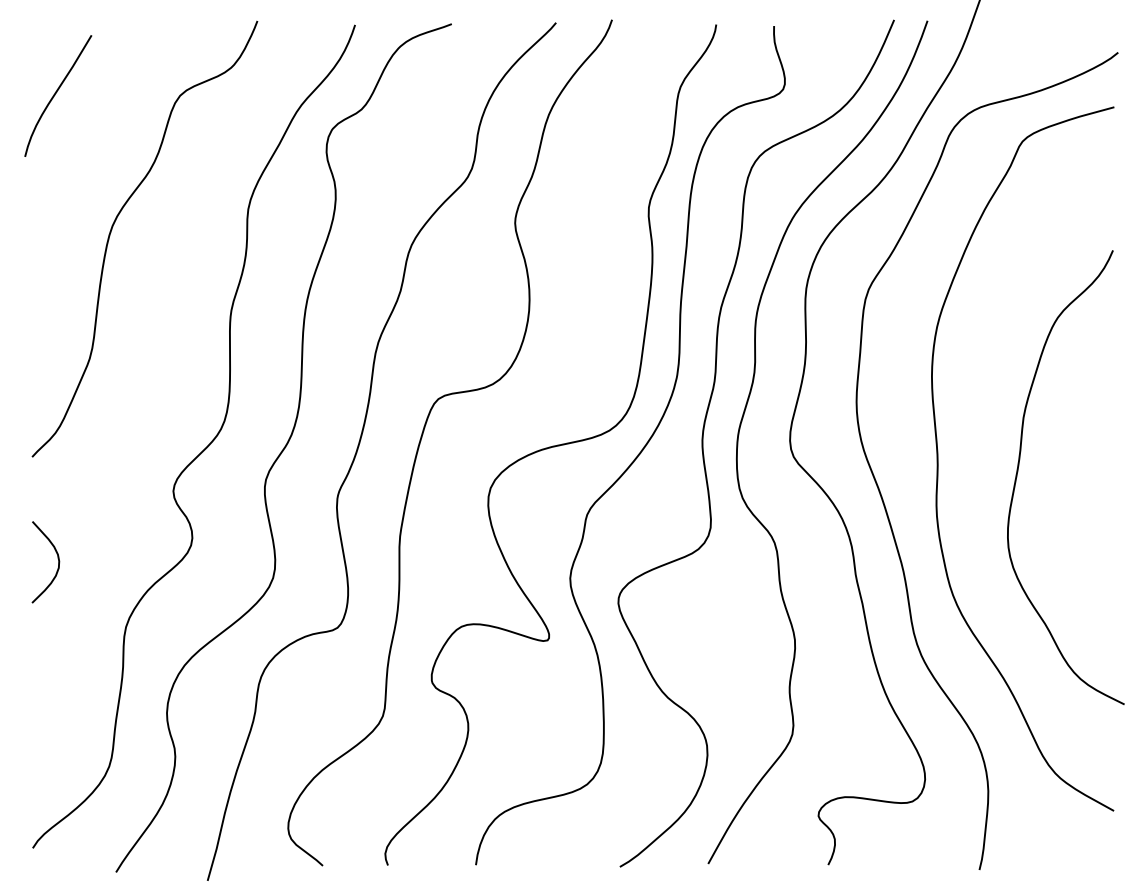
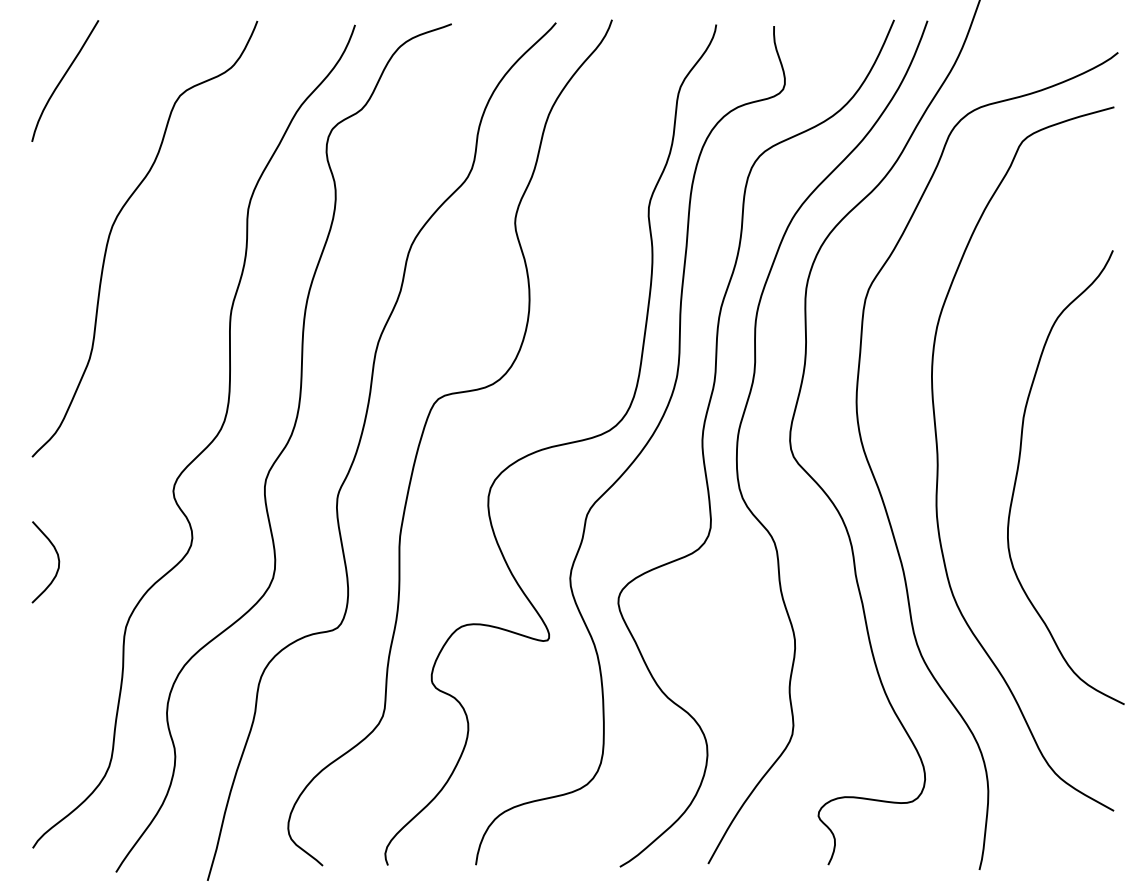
curve position: (56, 93) -> (63, 78) (63, 78)
